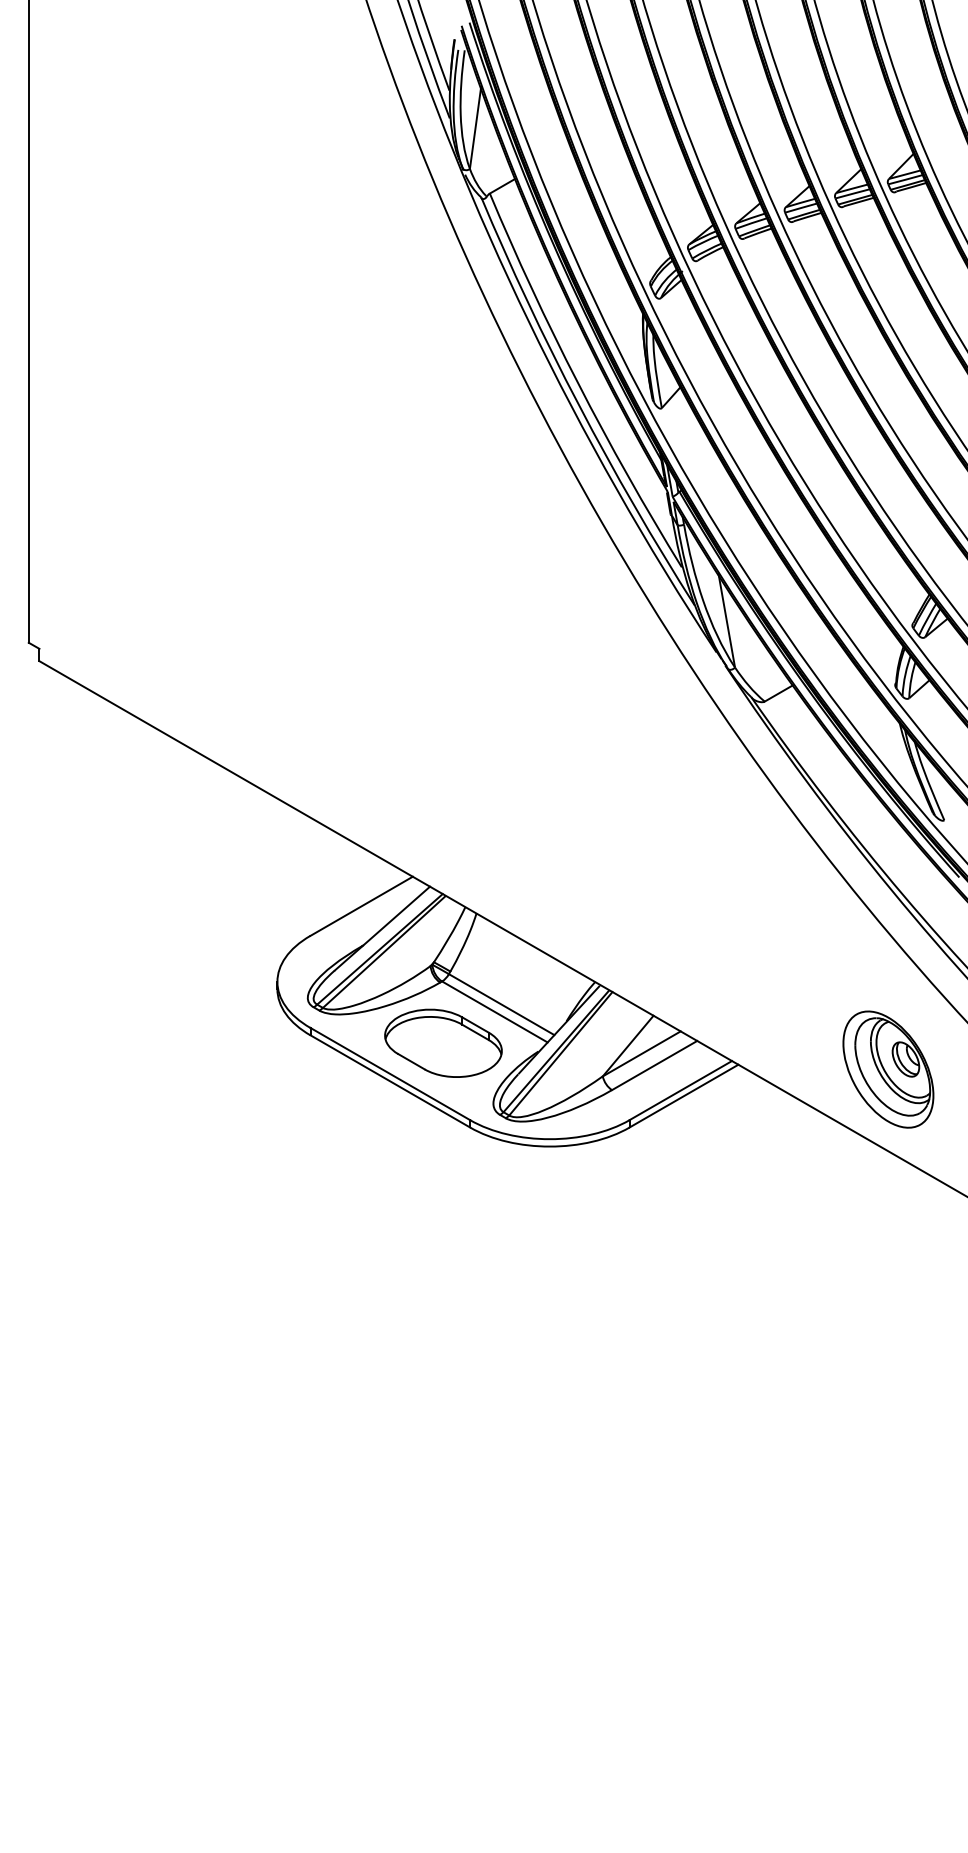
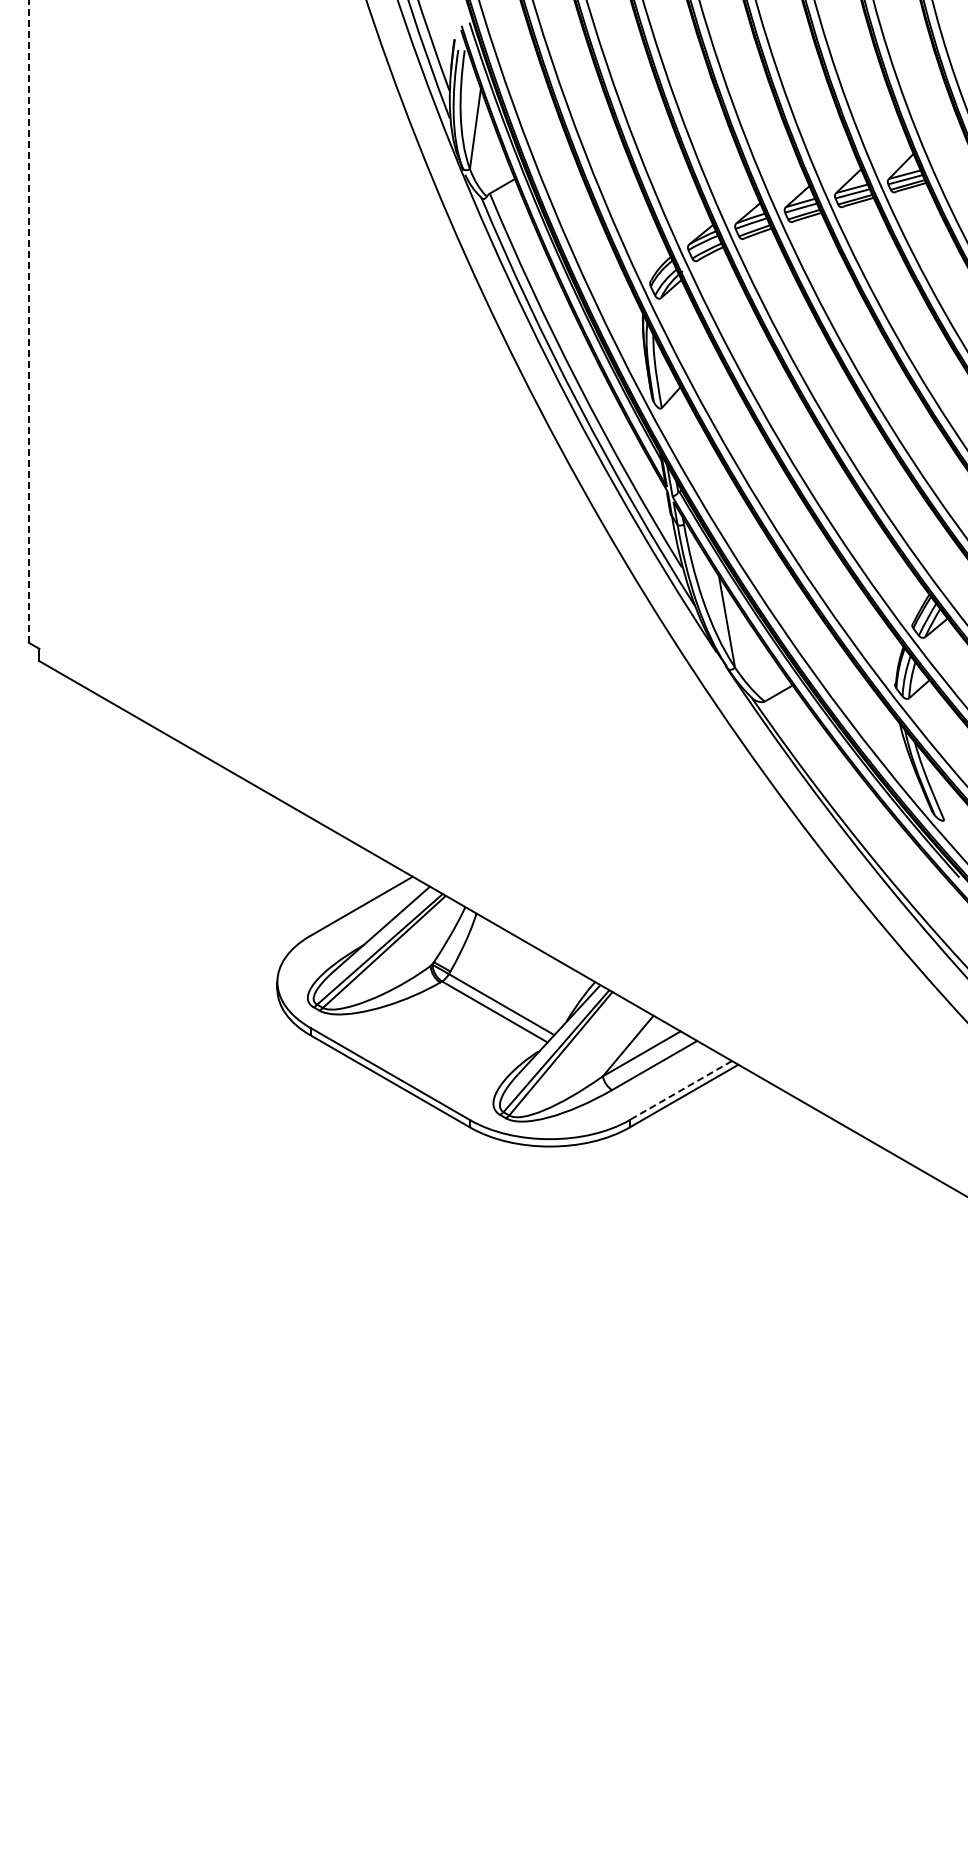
line: solid -> dashed (28, 321)
part: present -> none (443, 1042)
part: present -> none (888, 1069)
line: solid -> dashed (680, 1090)
